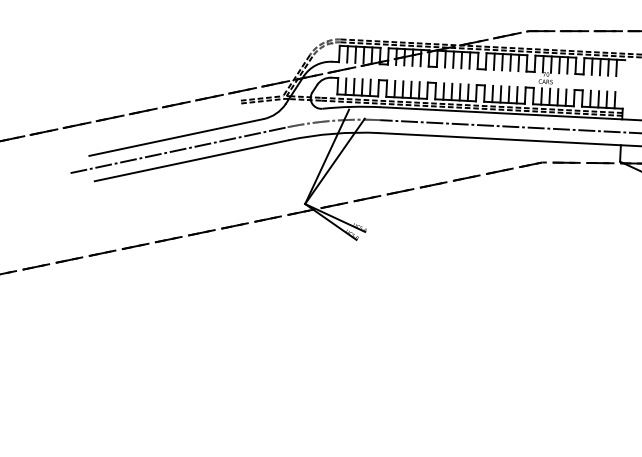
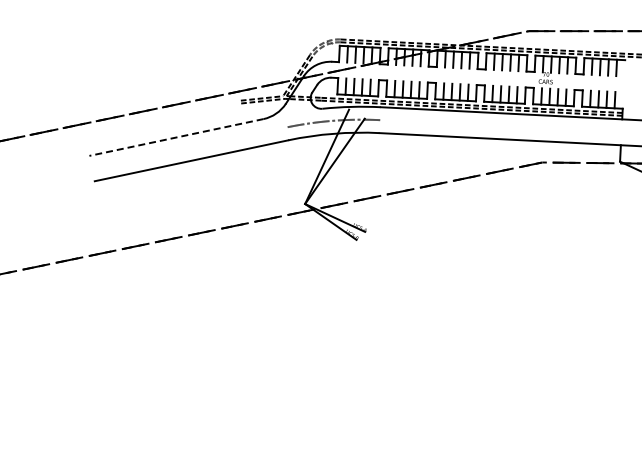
line: present -> none (509, 126)
line: solid -> dashed (176, 137)
line: present -> none (176, 150)
